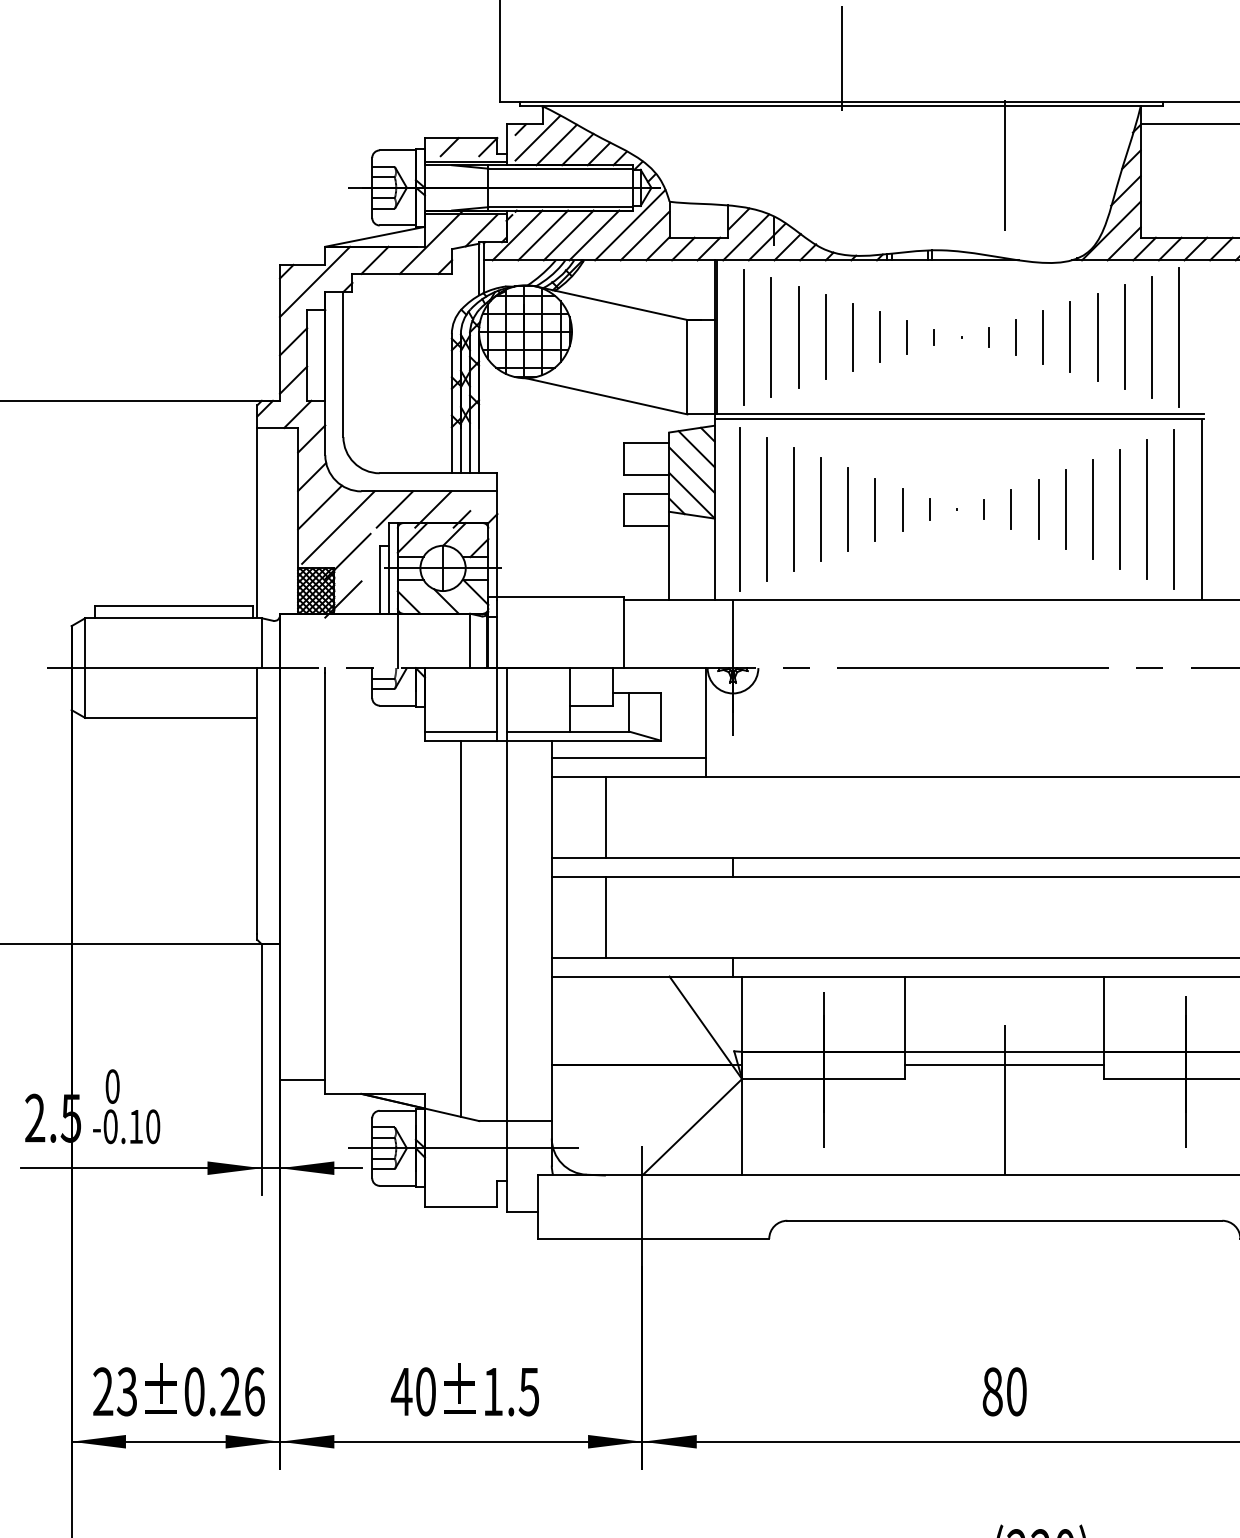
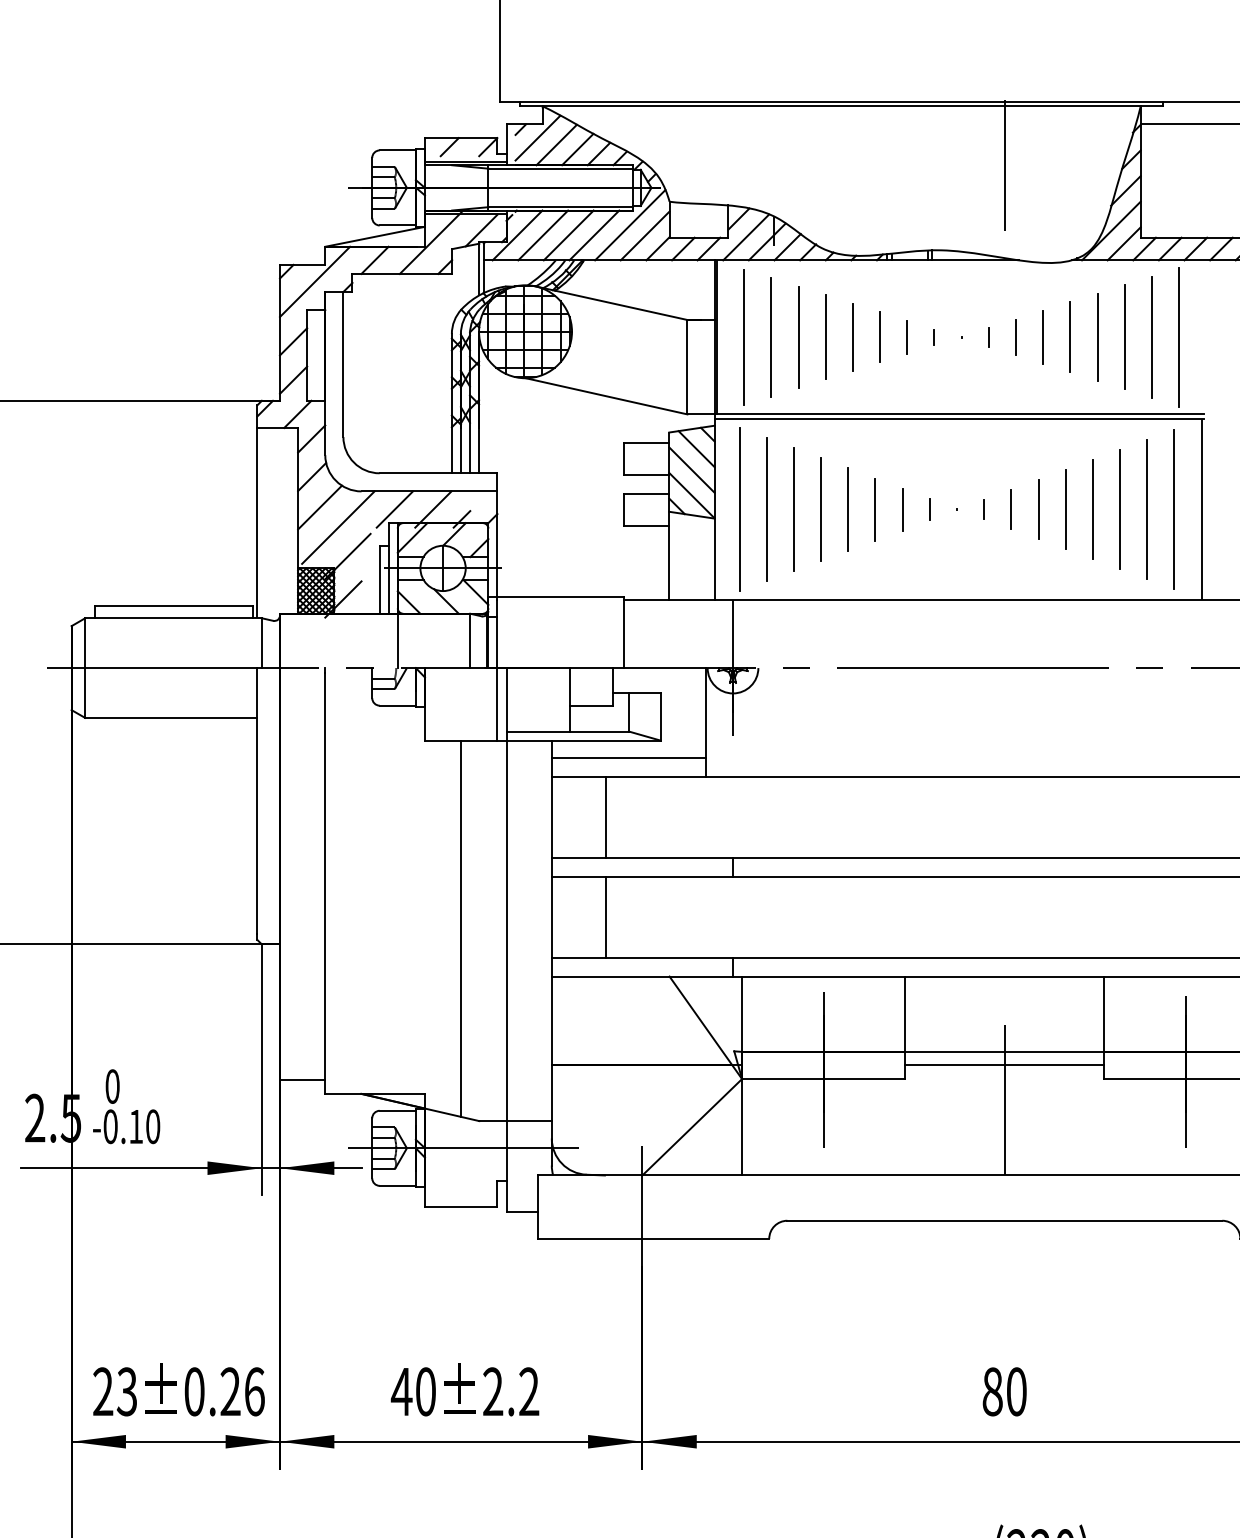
line: present -> none (841, 58)
line: present -> none (460, 731)
text: 1.5 -> 2.2 (511, 1391)
